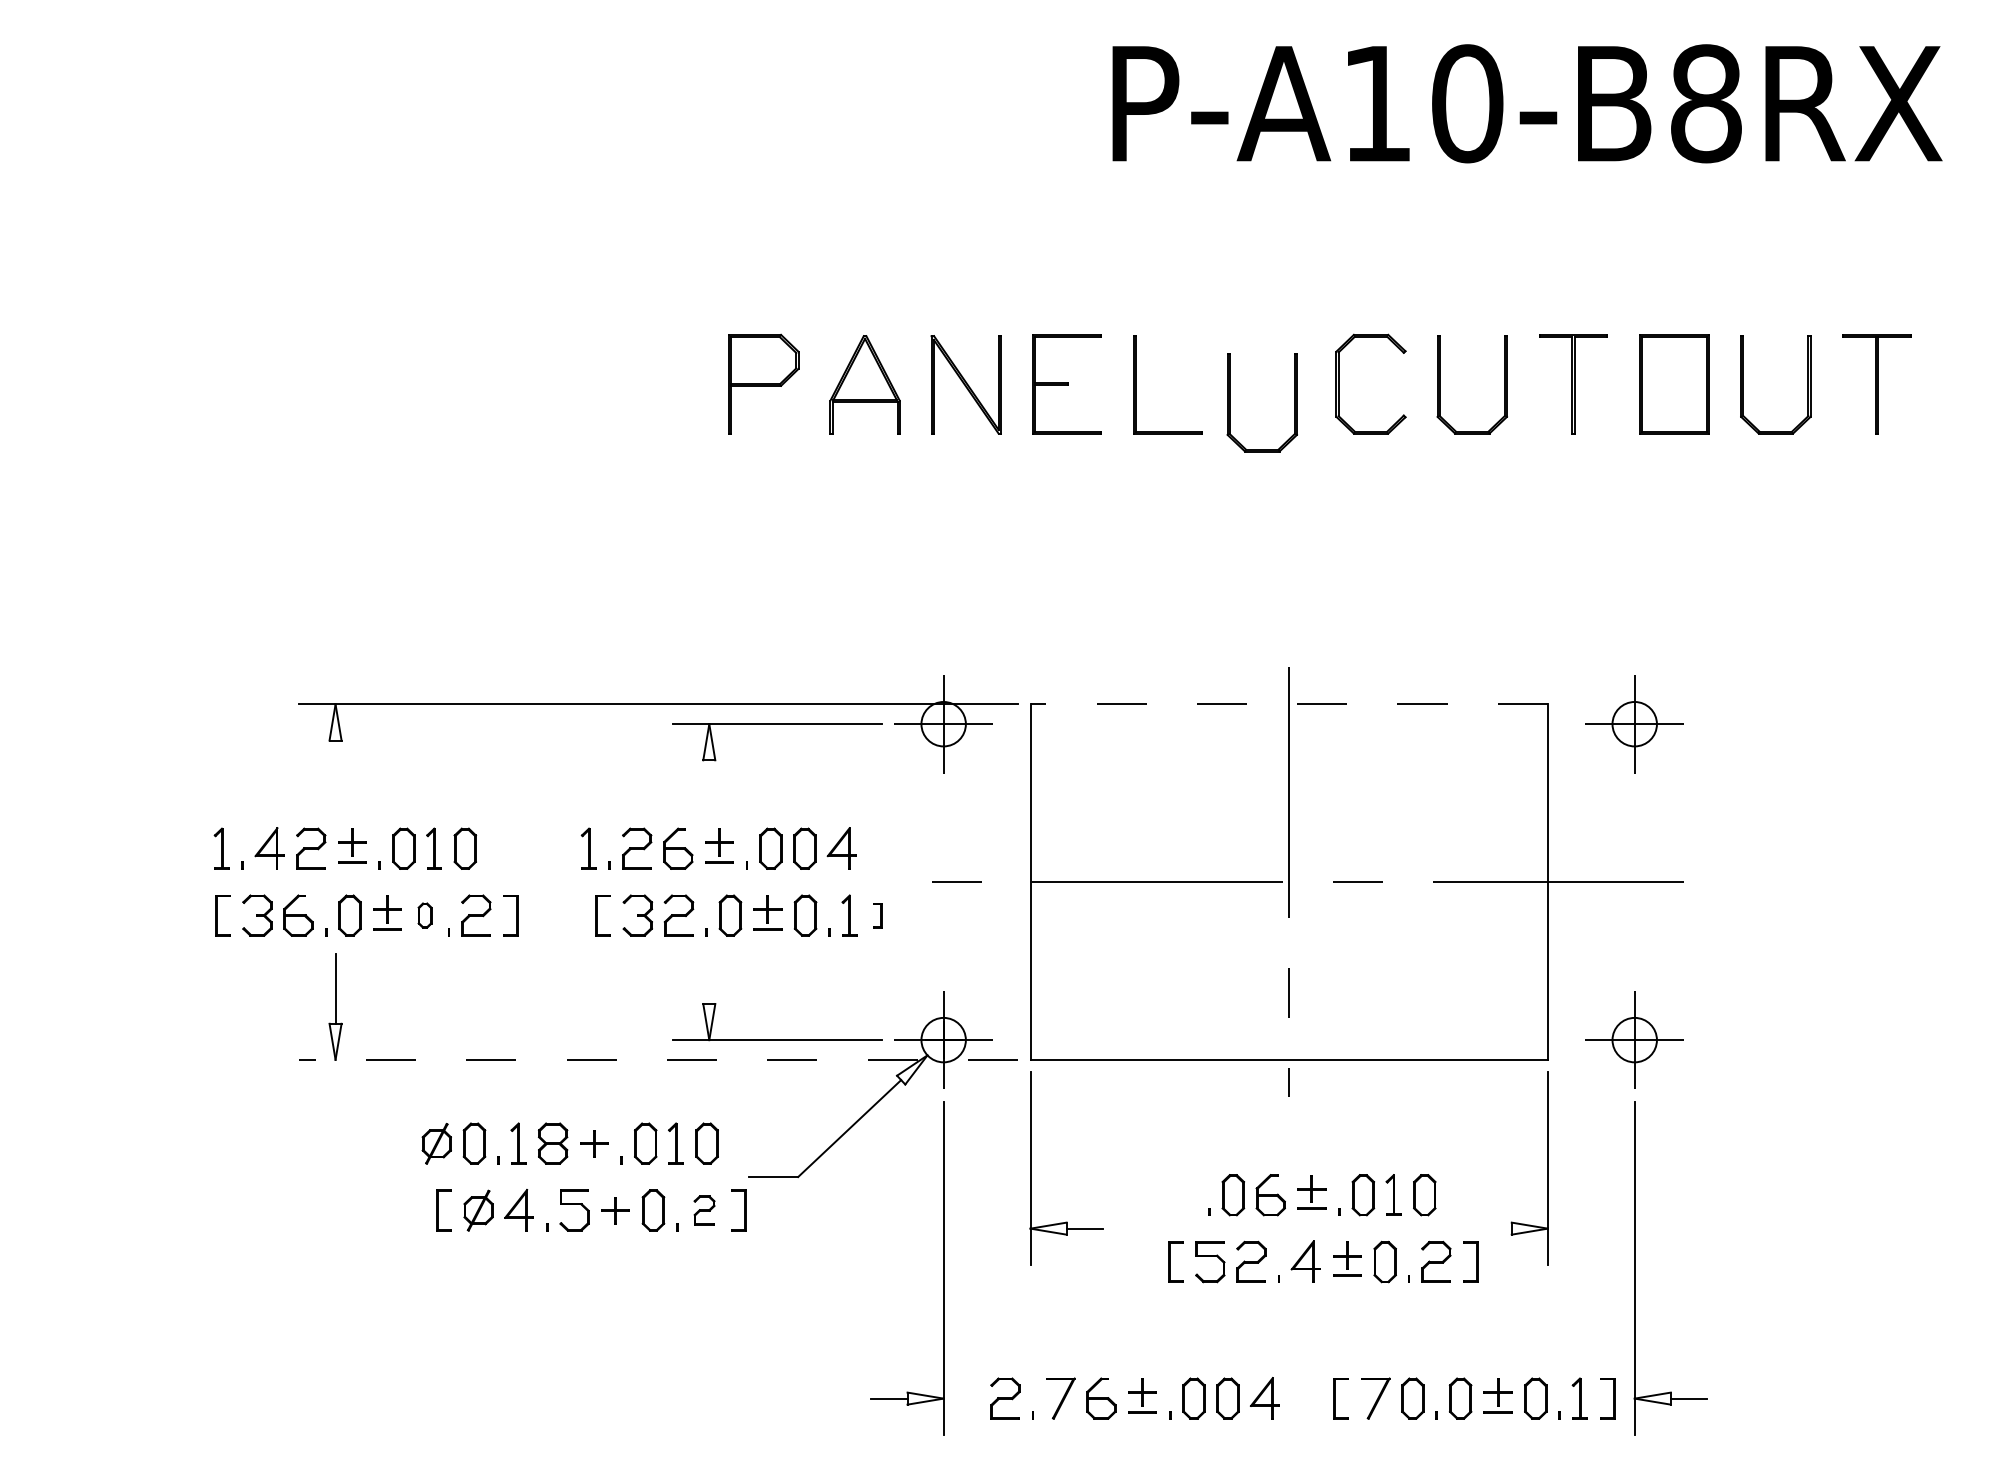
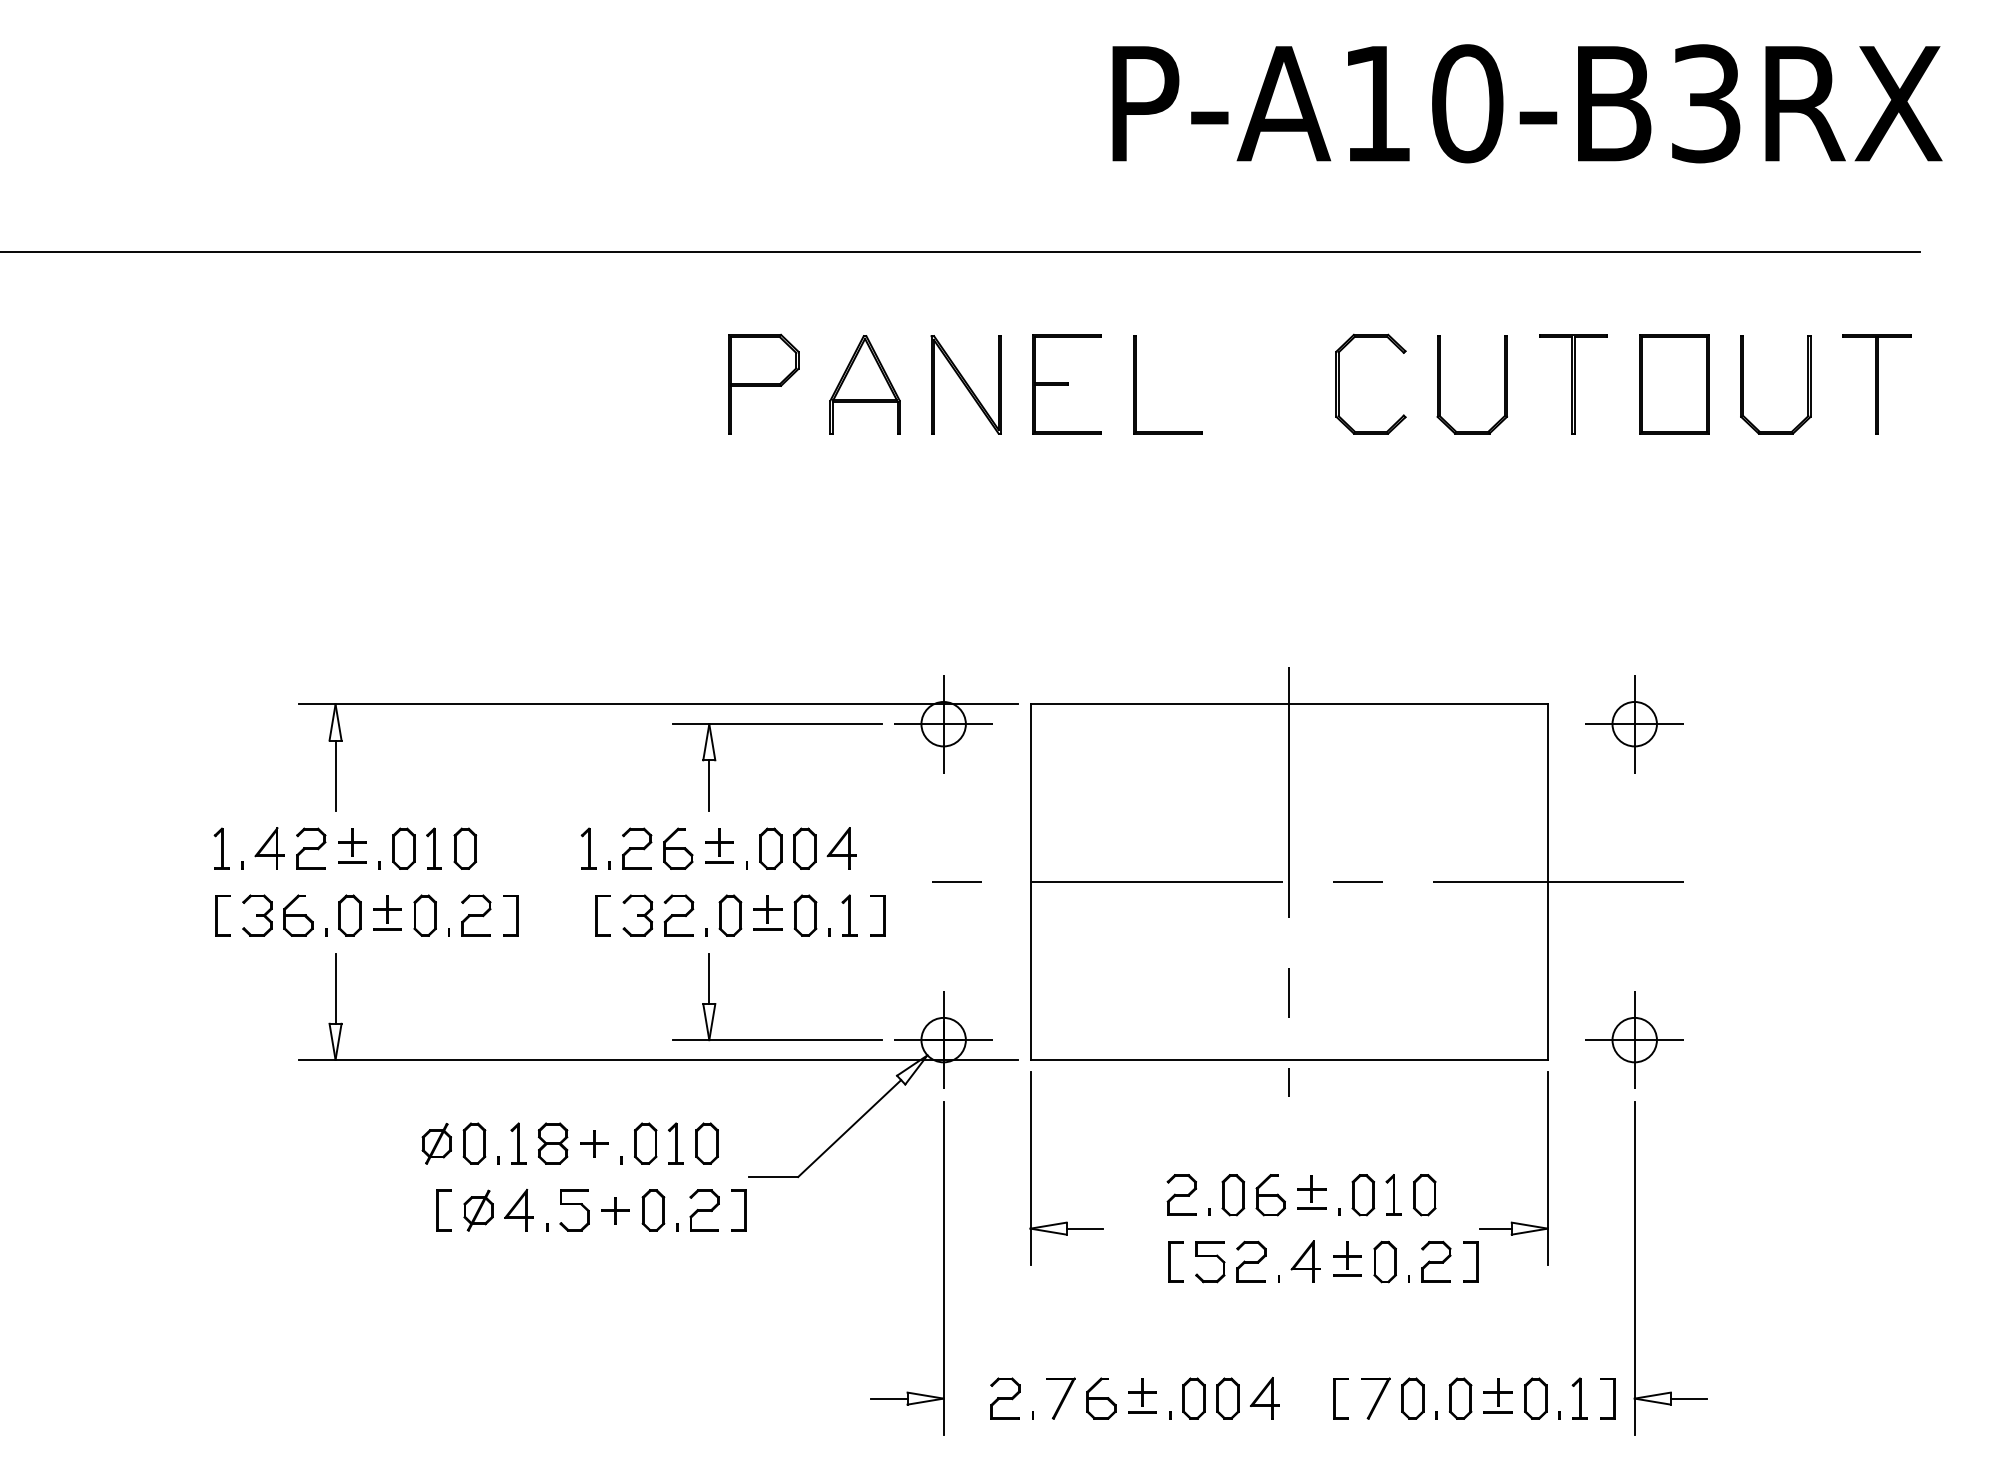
text: P-A10-B8RX -> P-A10-B3RX (1706, 103)
line: none -> present (960, 251)
part: present -> none (1230, 402)
line: dashed -> solid (1289, 704)
line: none -> present (335, 775)
line: none -> present (709, 785)
part size: 16x27 px -> 24x43 px (424, 915)
part size: 10x26 px -> 16x42 px (877, 915)
line: none -> present (709, 978)
line: dashed -> solid (658, 1059)
part: none -> present (1181, 1194)
part size: 23x31 px -> 31x43 px (704, 1210)
line: none -> present (1495, 1228)
